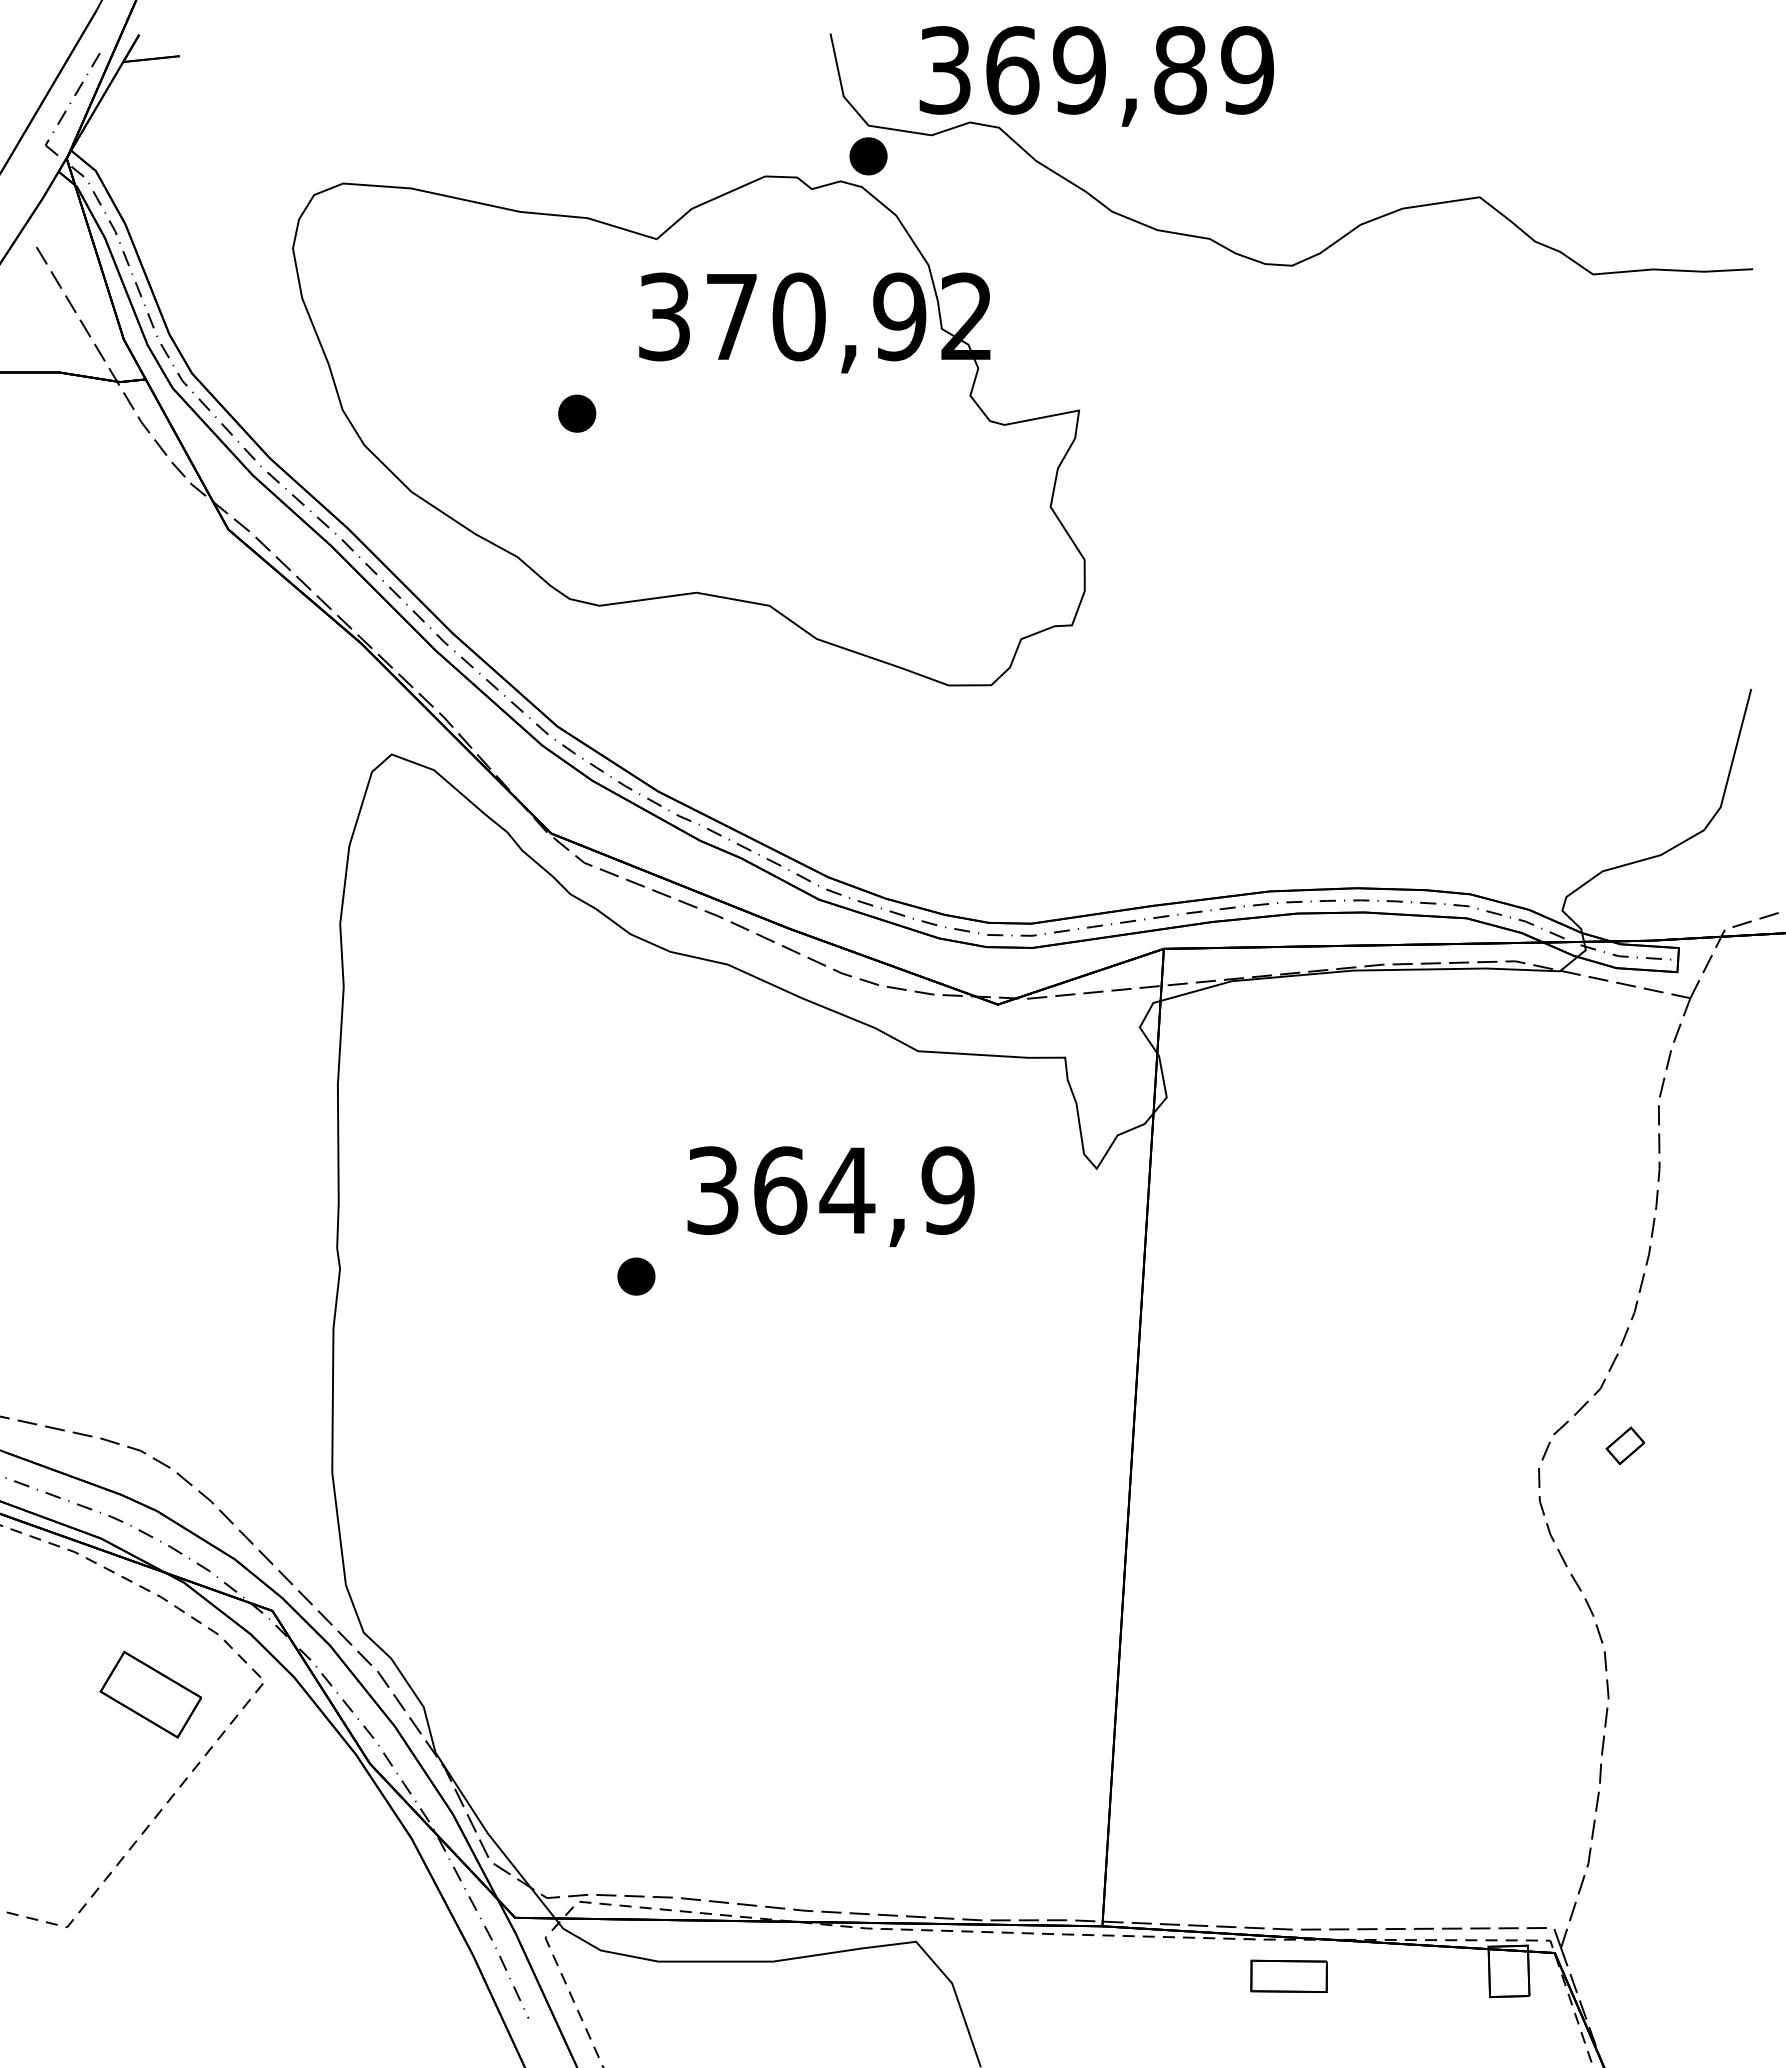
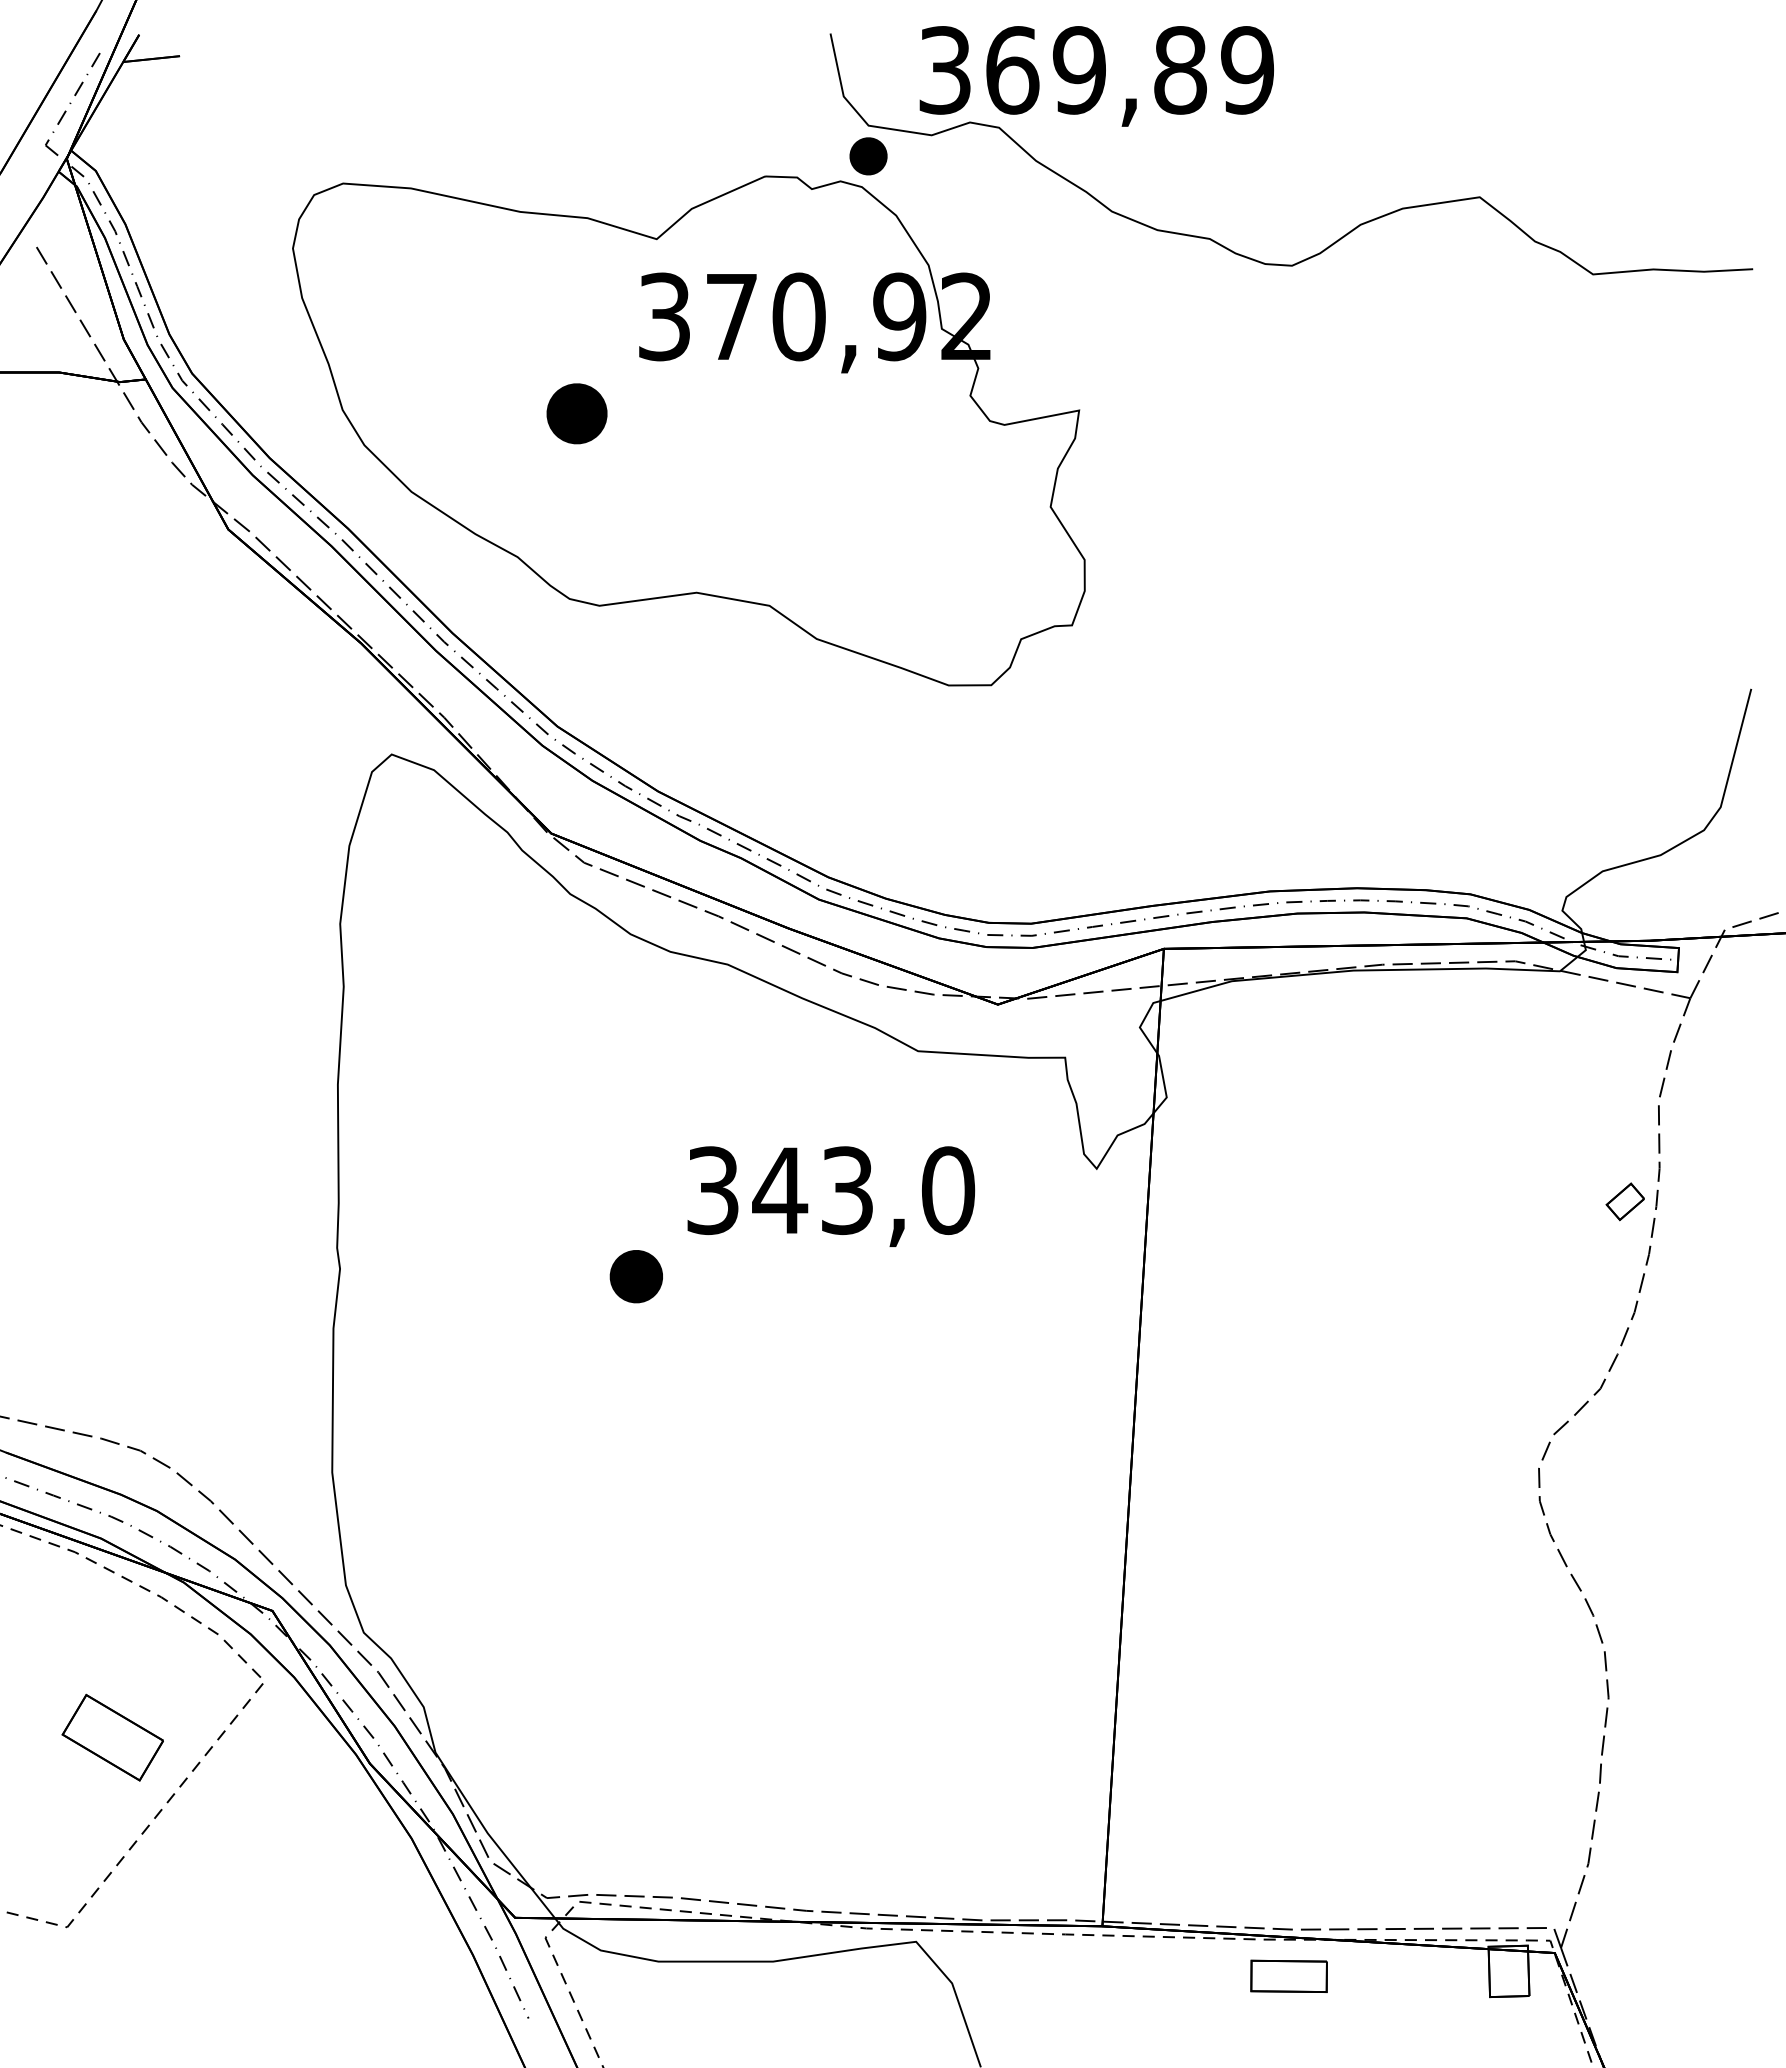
part size: 39x39 px -> 62x62 px (576, 413)
text: 364,9 -> 343,0 (863, 1190)
part size: 39x39 px -> 54x54 px (635, 1276)
part position: (1624, 1445) -> (1624, 1201) (1624, 1201)
part position: (150, 1694) -> (112, 1737) (112, 1737)
